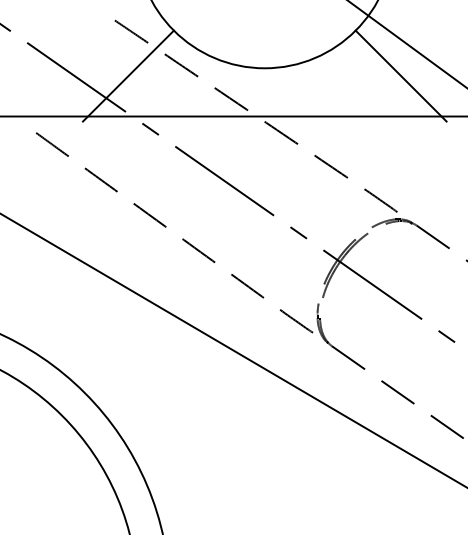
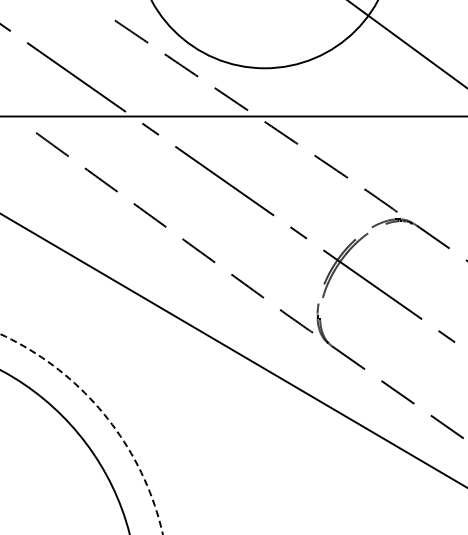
line: present -> none (127, 75)
line: present -> none (400, 75)
circle: solid -> dashed (81, 434)
